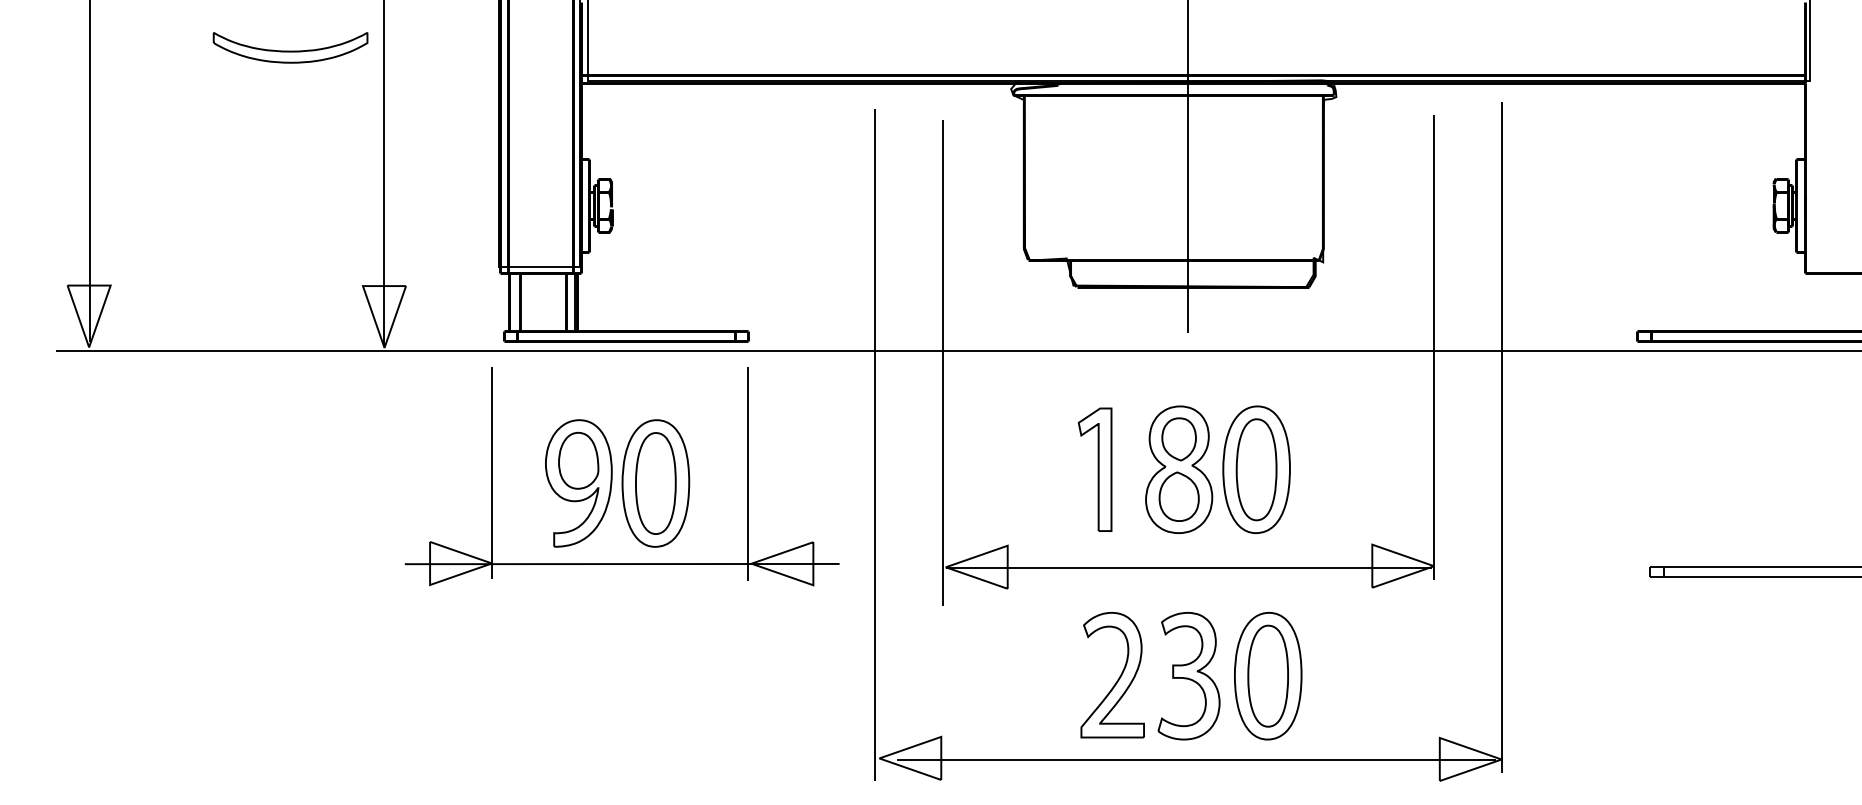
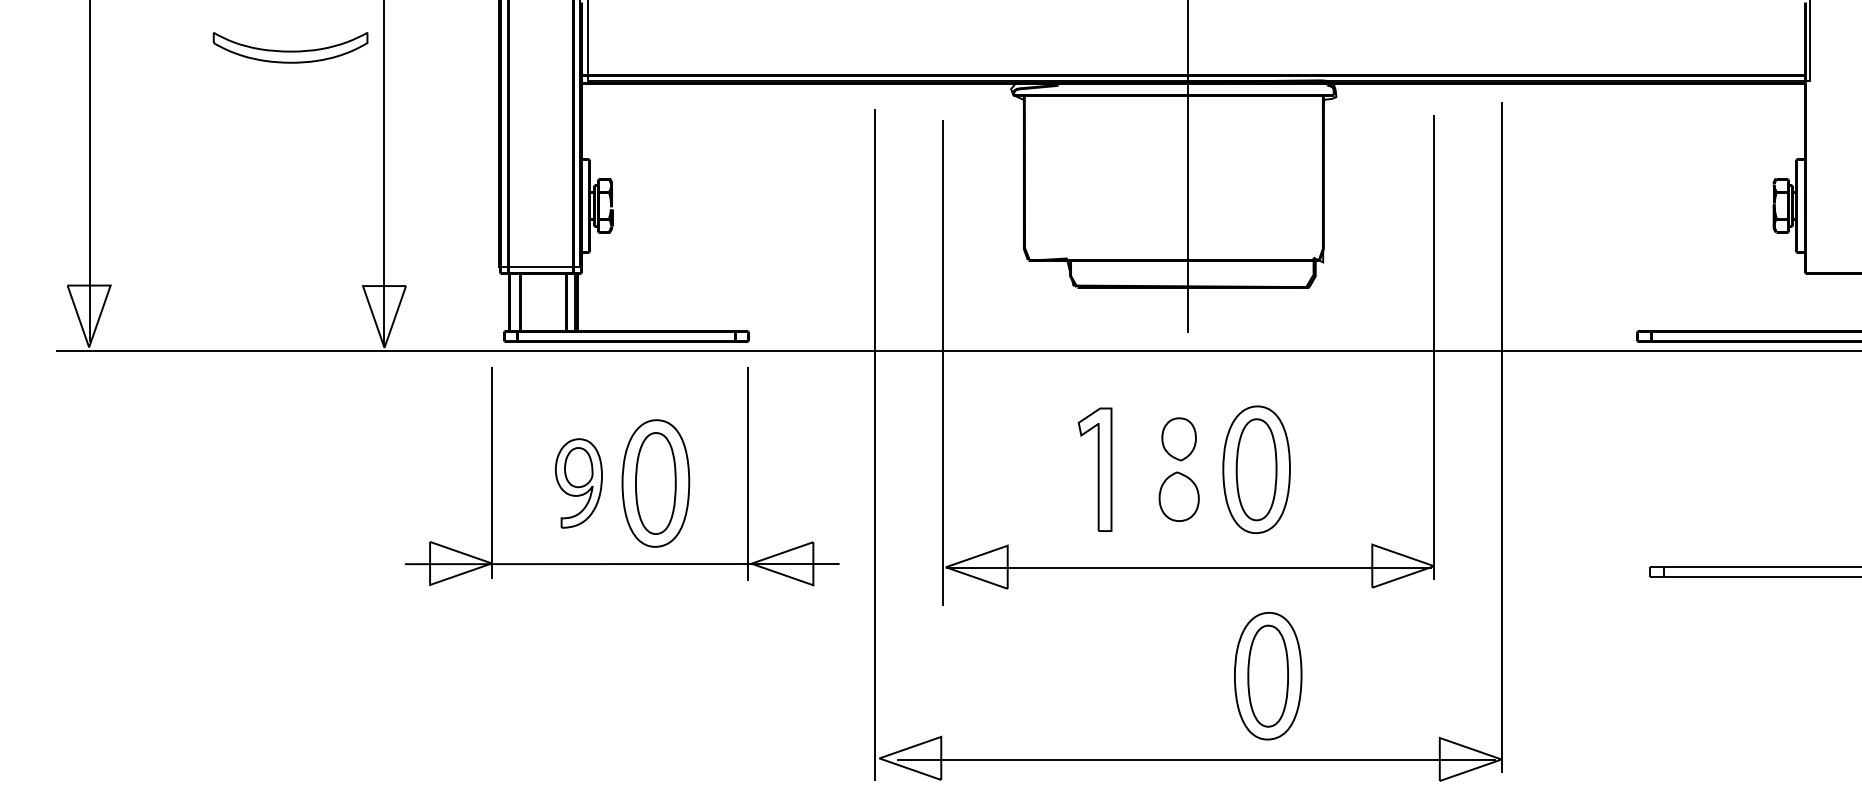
part: present -> none (1179, 469)
part size: 68x129 px -> 48x91 px (578, 483)
part: present -> none (1188, 676)
part: present -> none (1118, 677)
